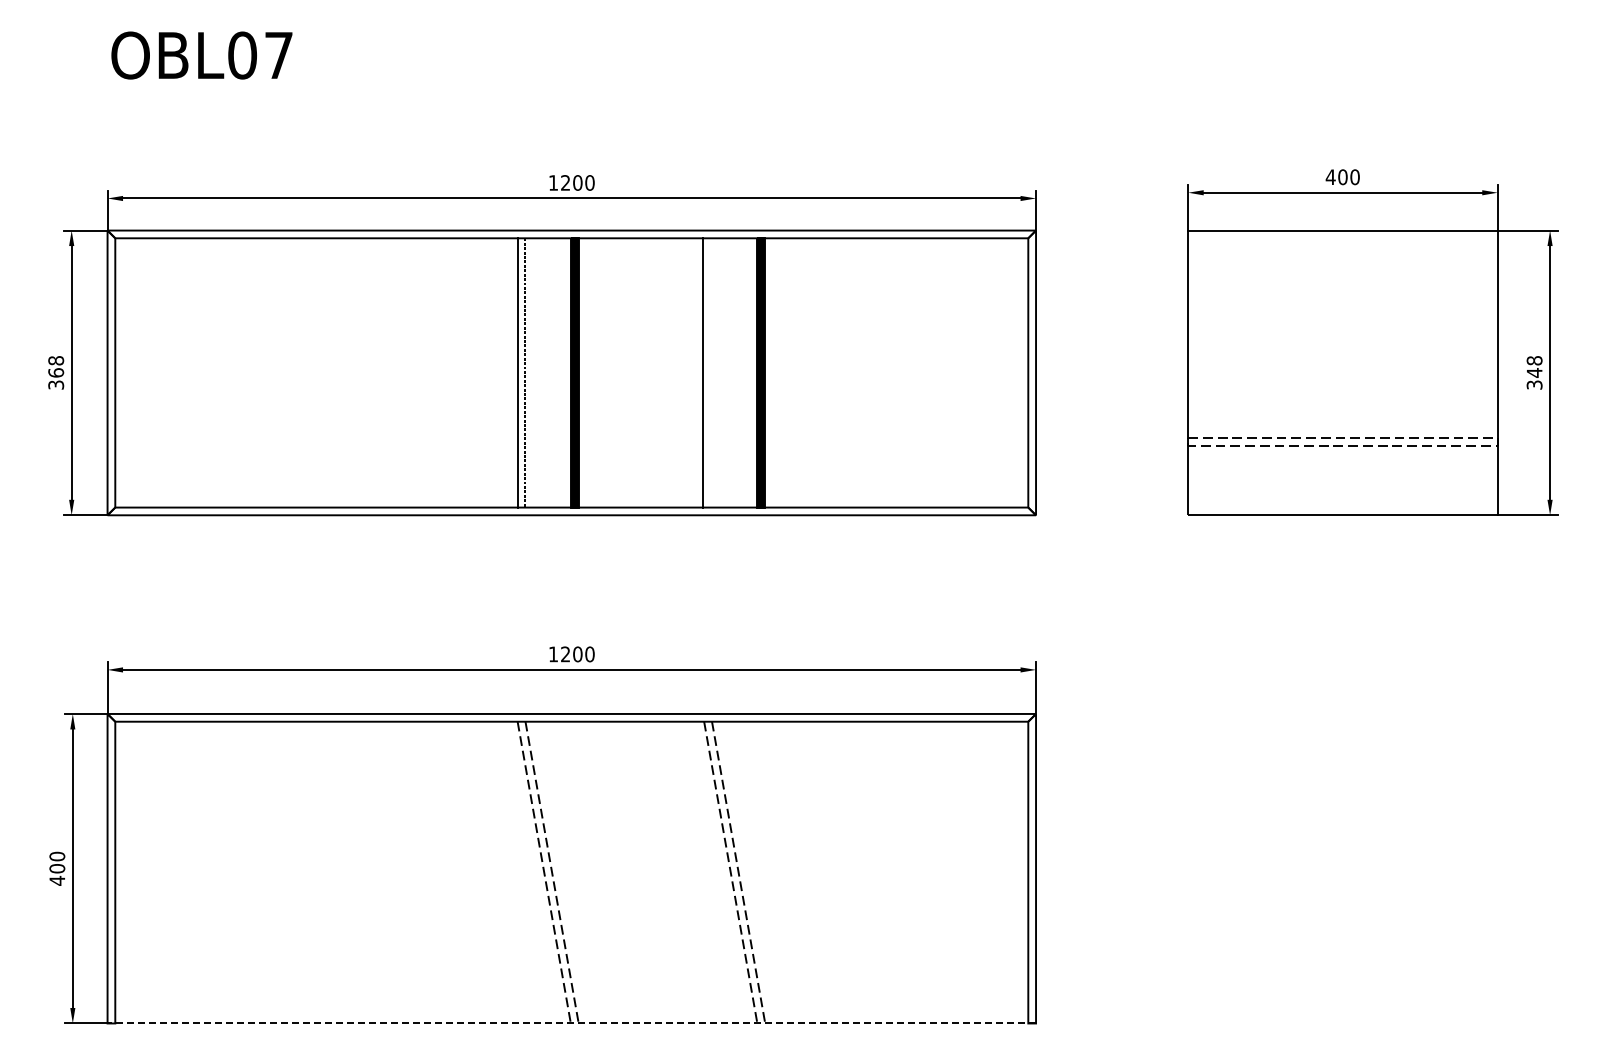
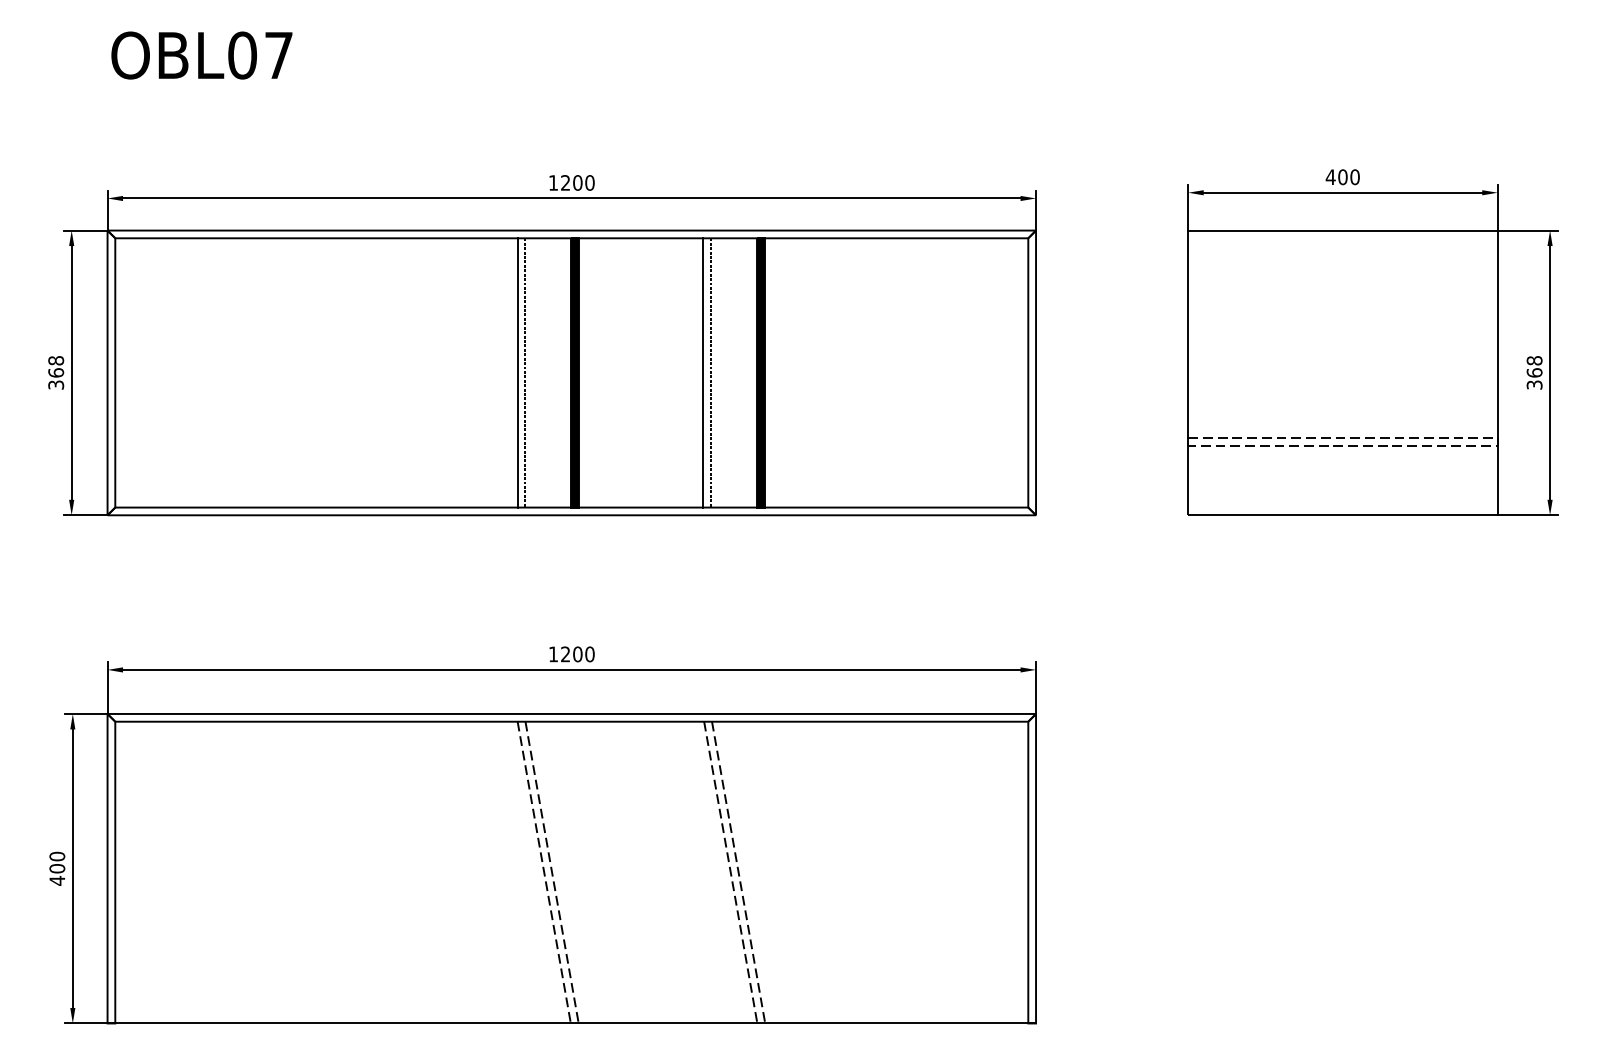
line: none -> present (711, 372)
text: 348 -> 368 (1534, 372)
line: dashed -> solid (571, 1023)
